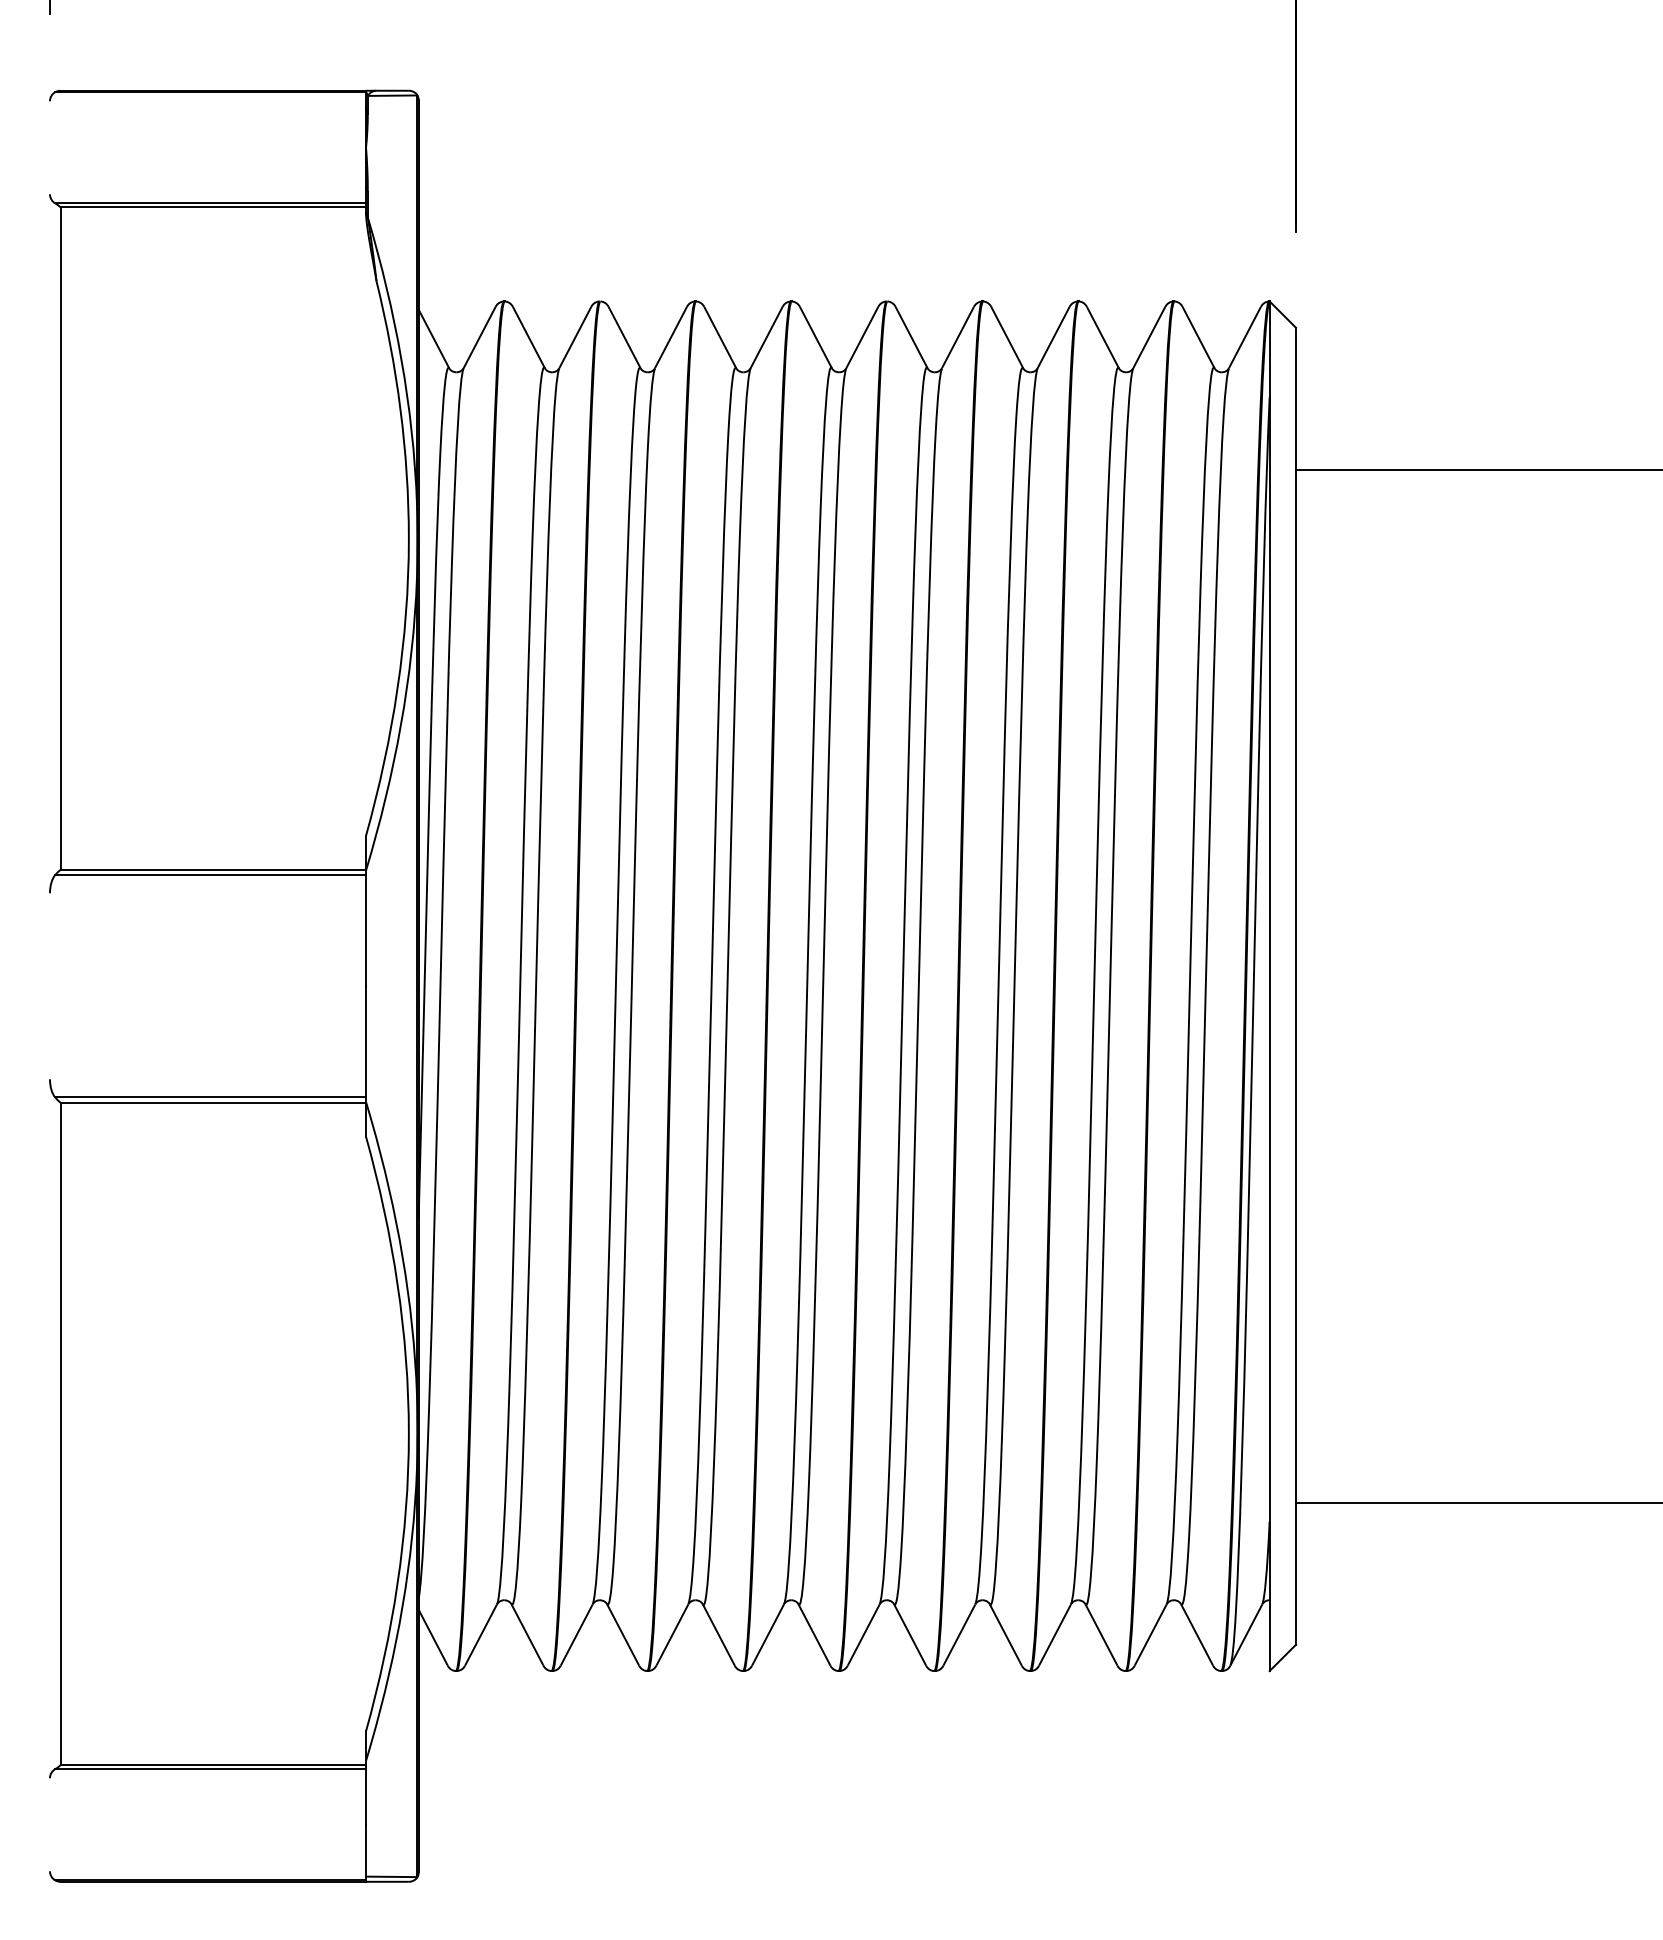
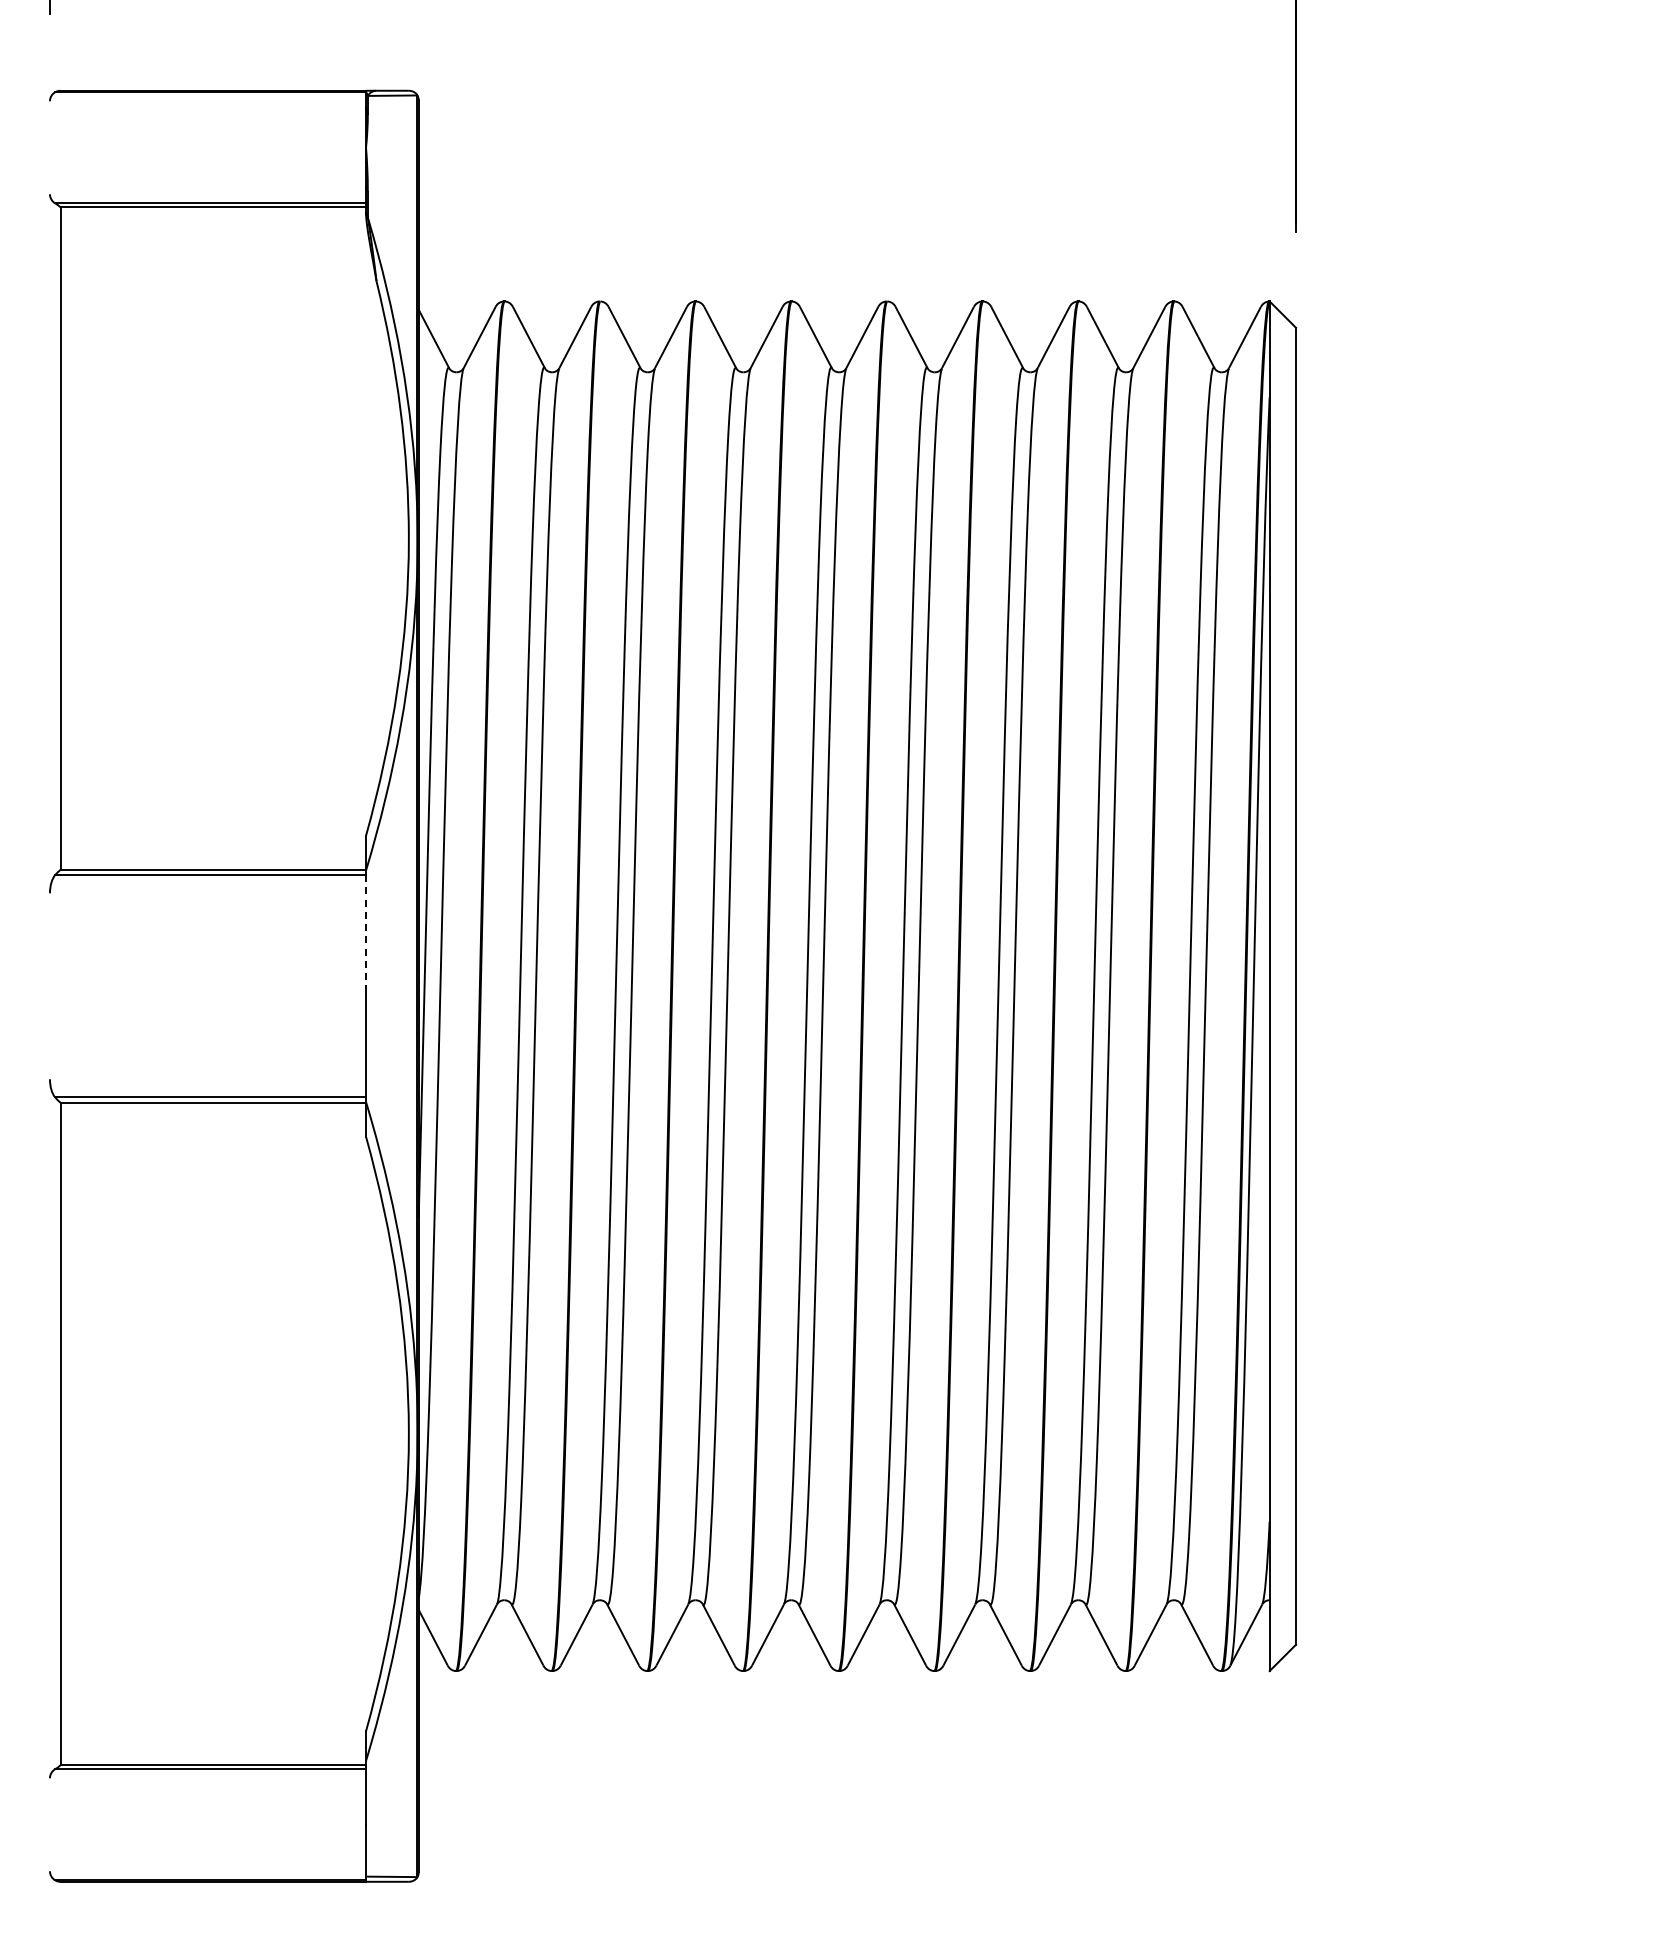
line: present -> none (1477, 470)
line: solid -> dashed (366, 930)
line: present -> none (1477, 1502)
